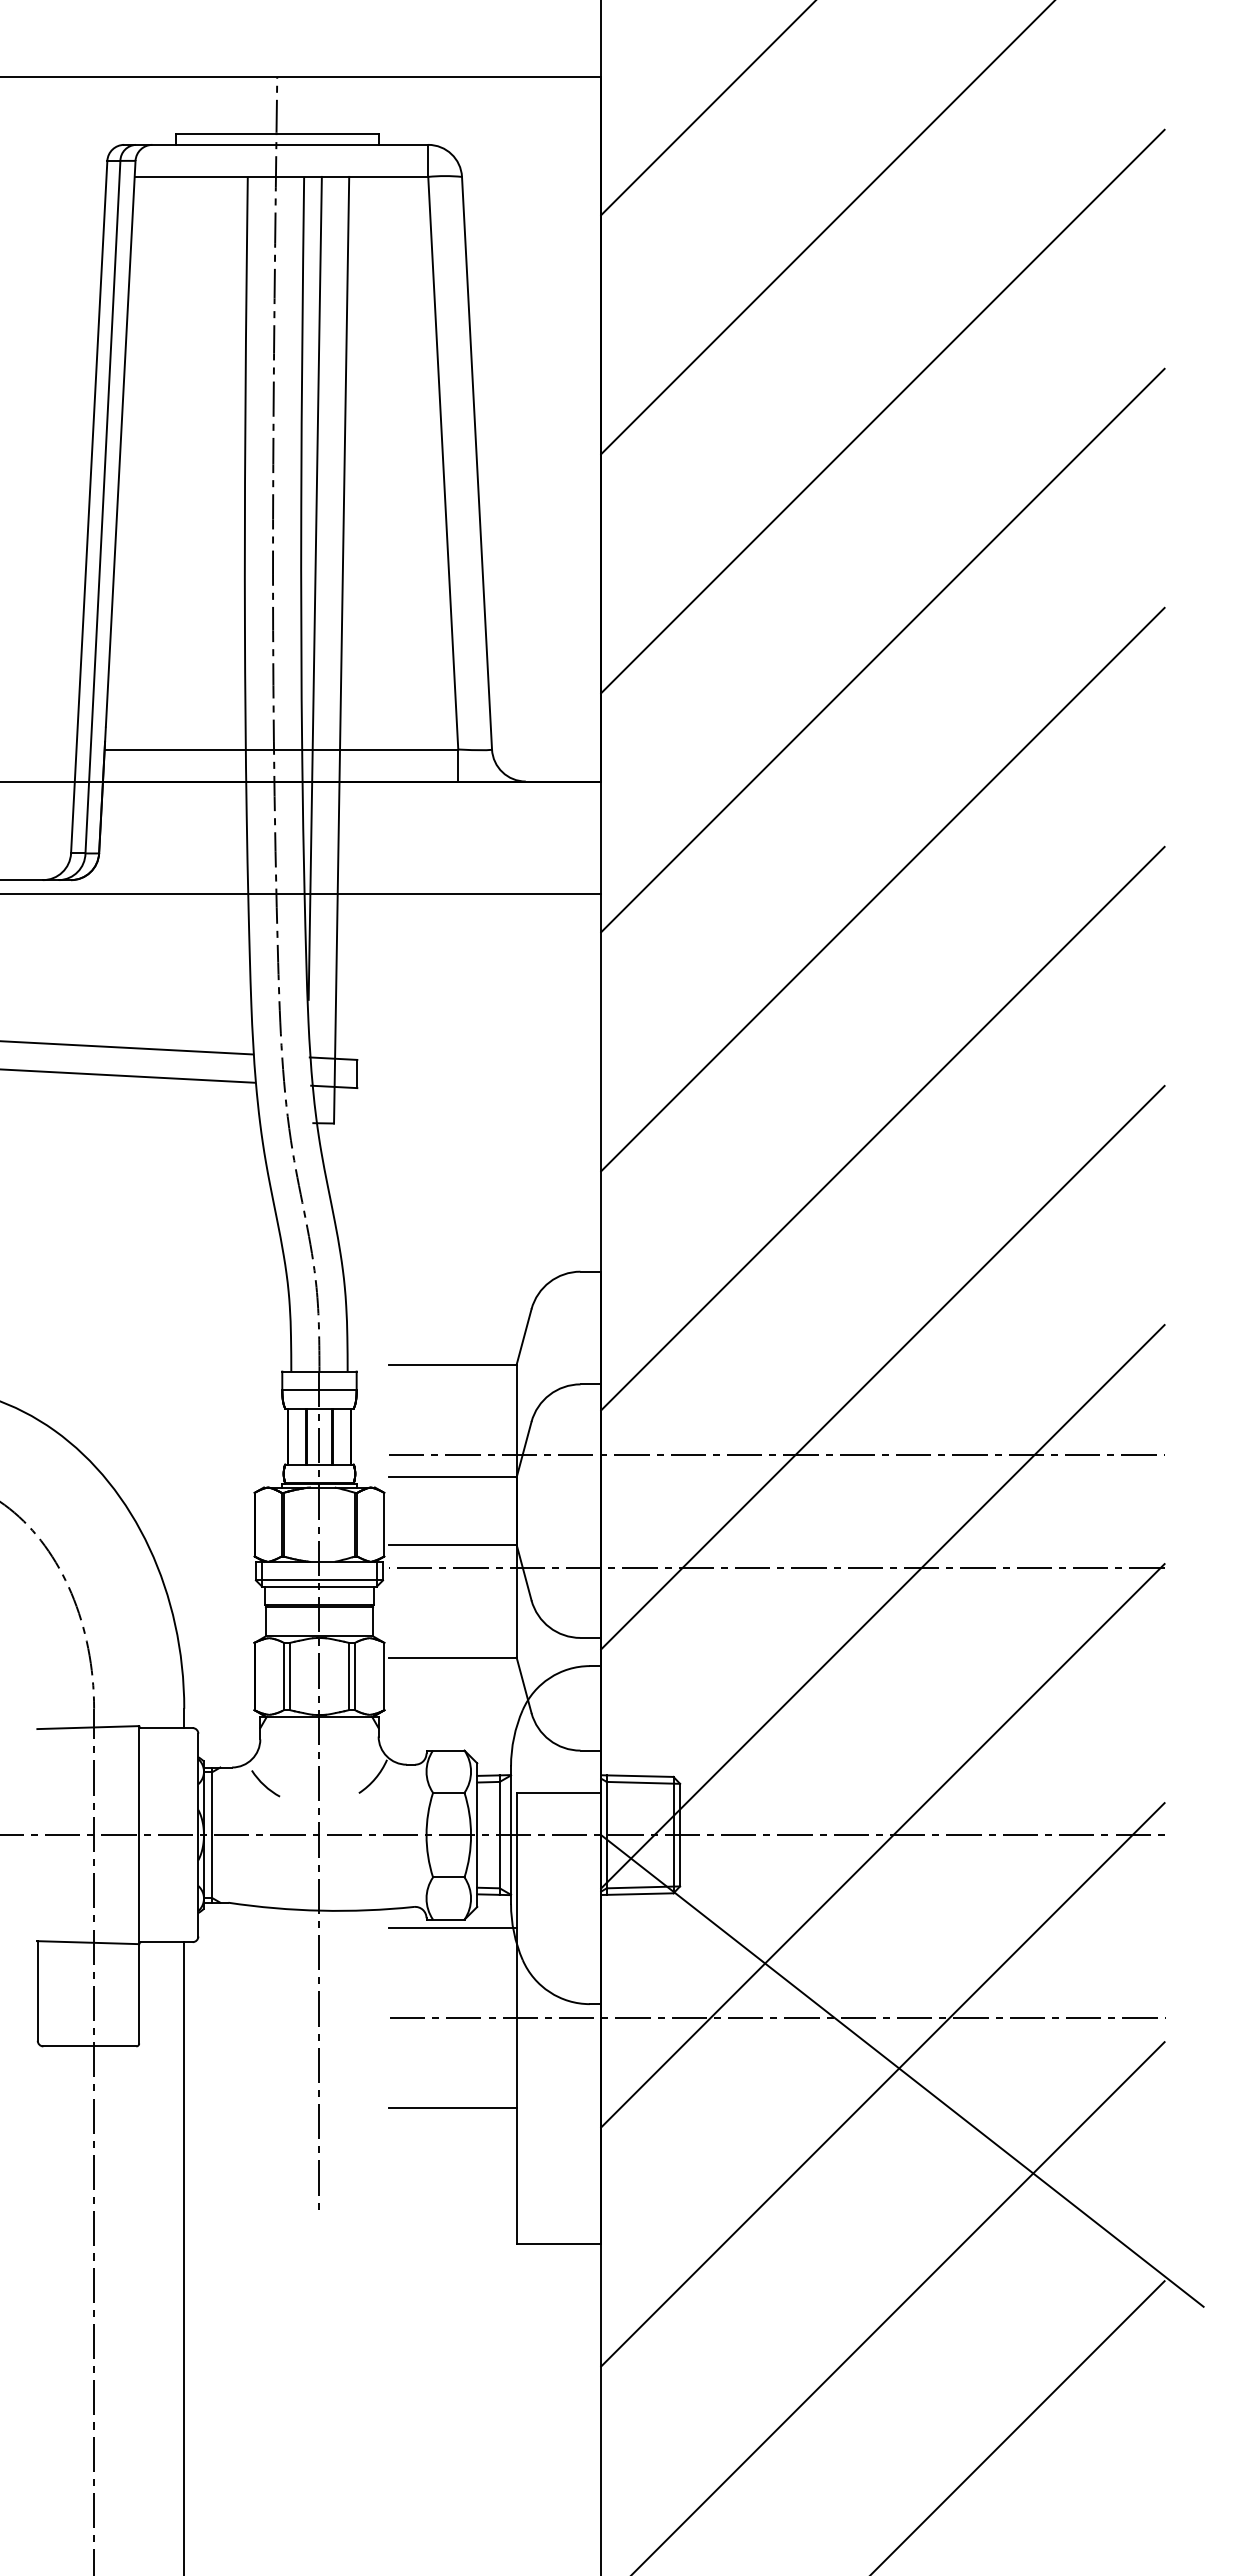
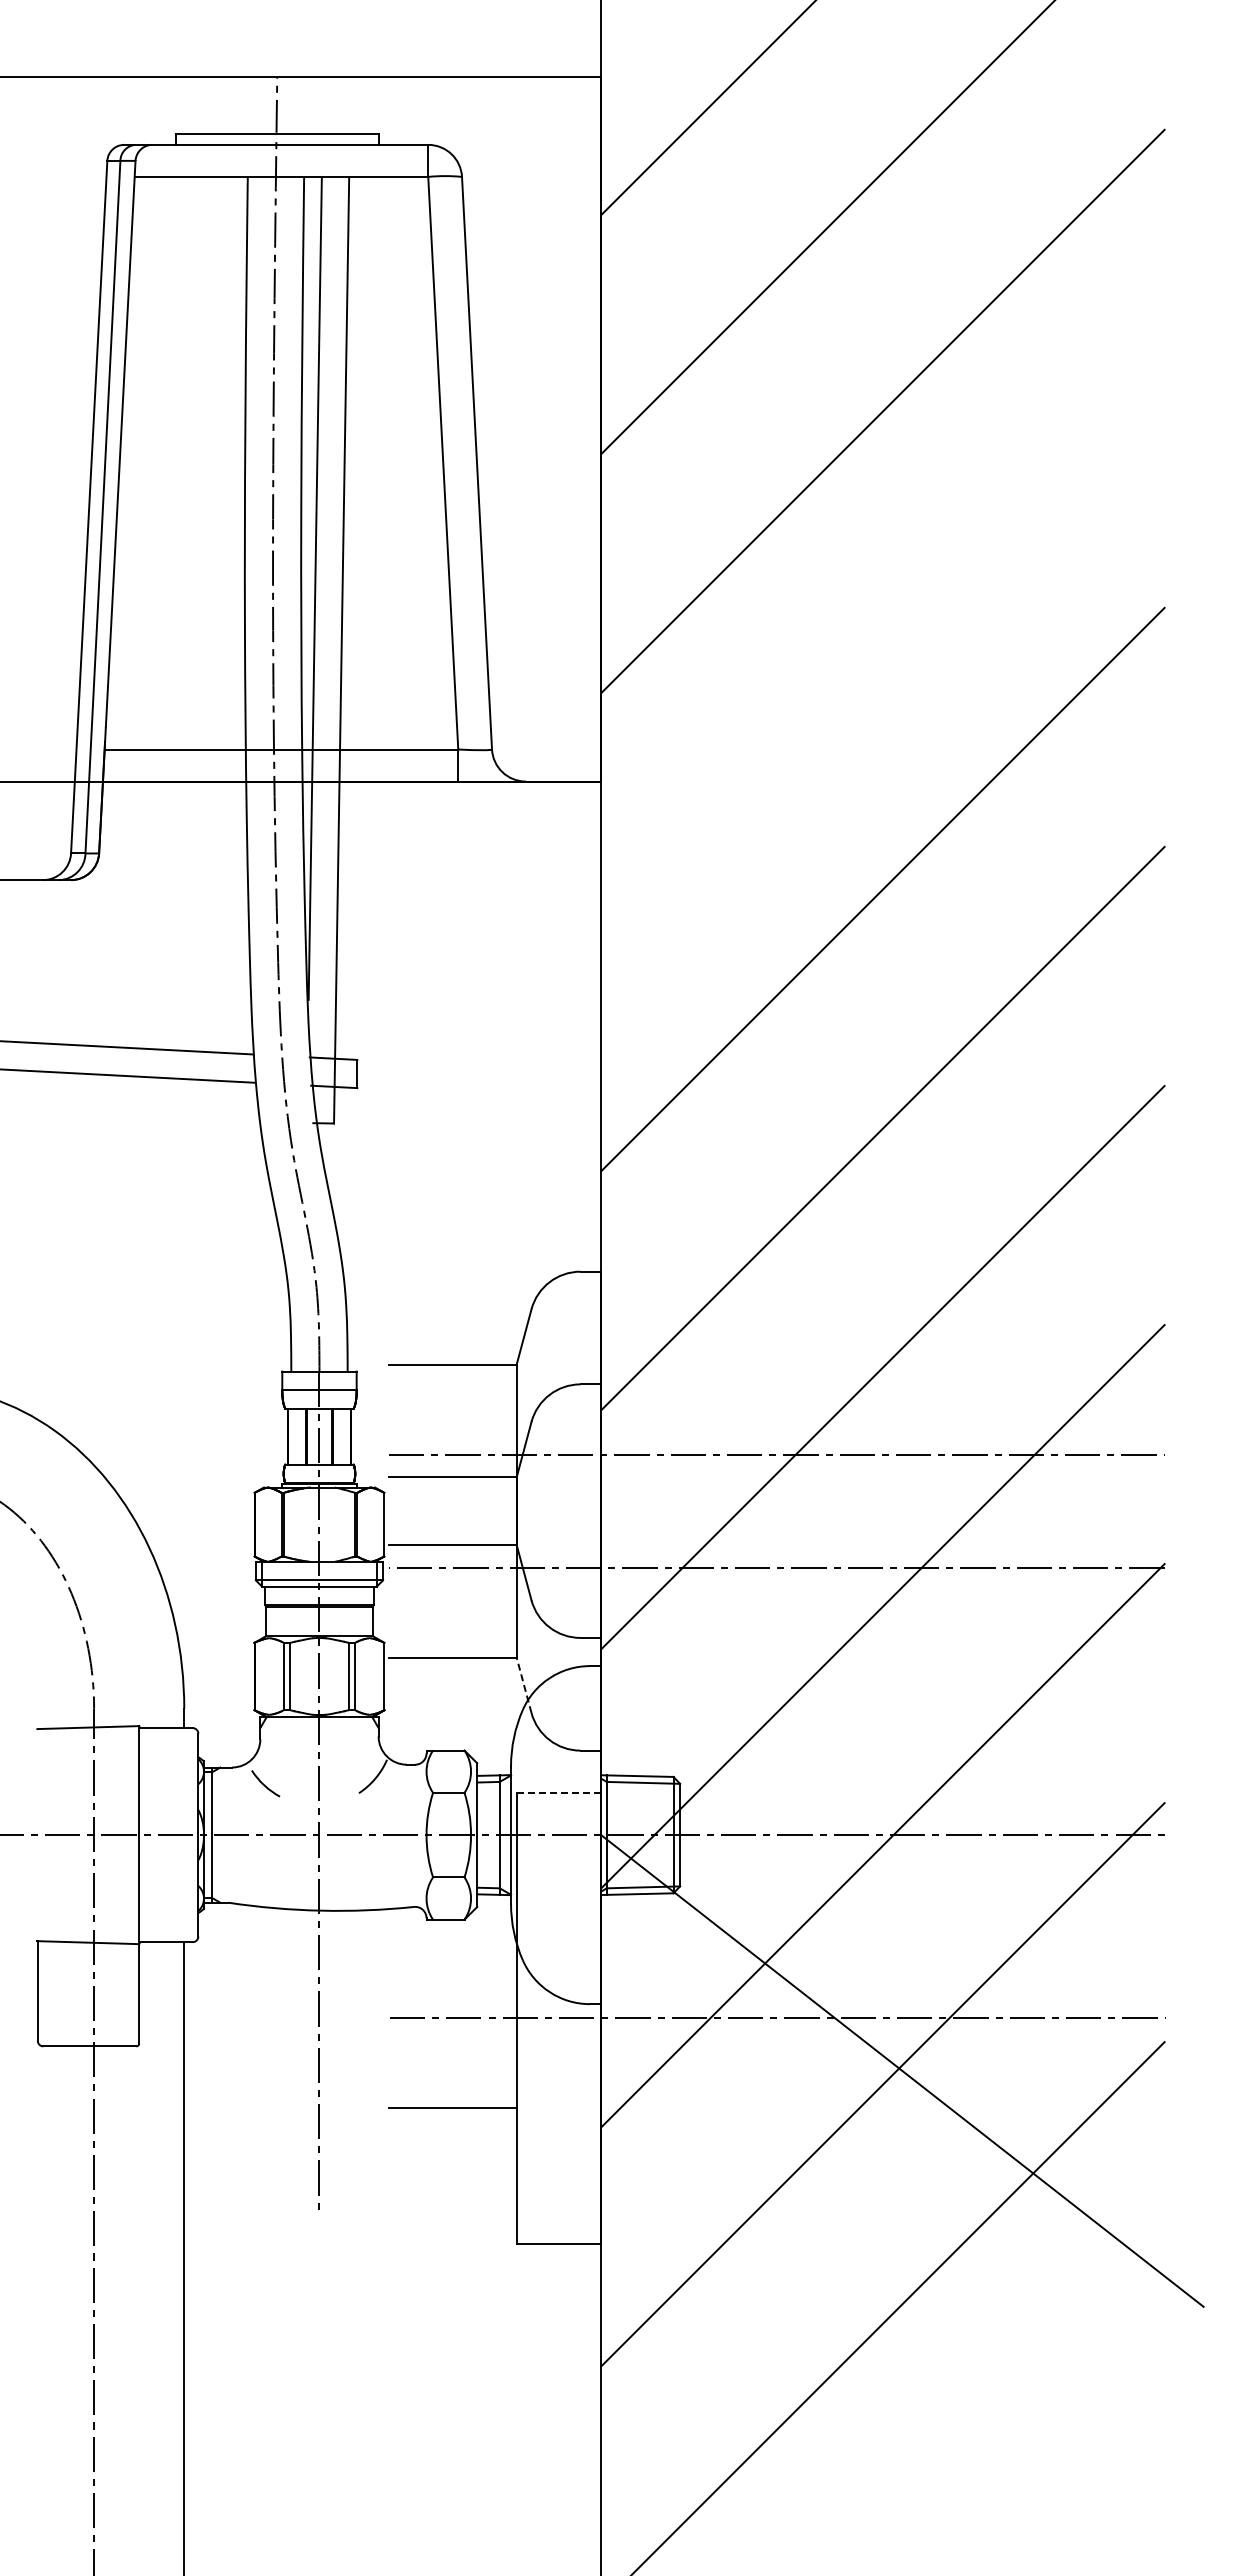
line: present -> none (882, 650)
line: present -> none (301, 894)
line: solid -> dashed (524, 1685)
line: solid -> dashed (558, 1792)
line: present -> none (452, 1928)
line: present -> none (1018, 2426)
